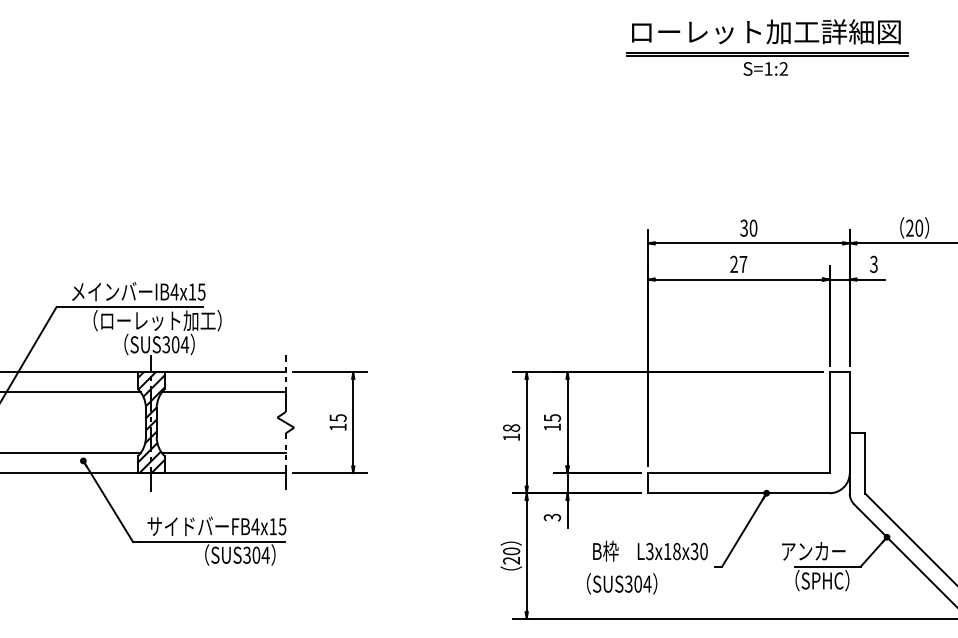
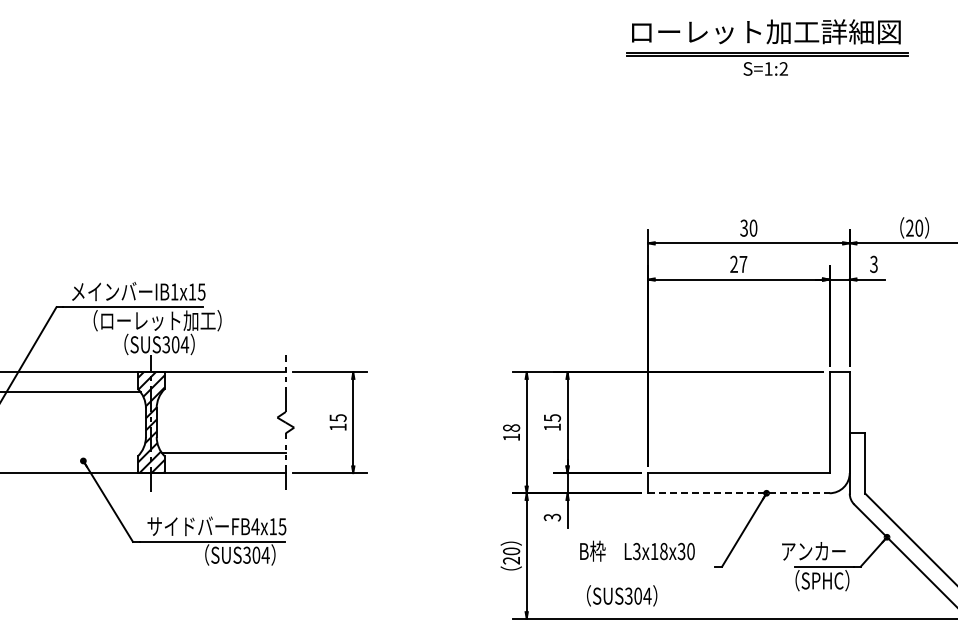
text: IB4x15 -> IB1x15 (174, 291)
line: present -> none (223, 392)
line: present -> none (71, 452)
line: solid -> dashed (738, 493)
text position: (650, 550) -> (637, 550) (637, 550)
text position: (622, 583) -> (622, 595) (622, 595)
